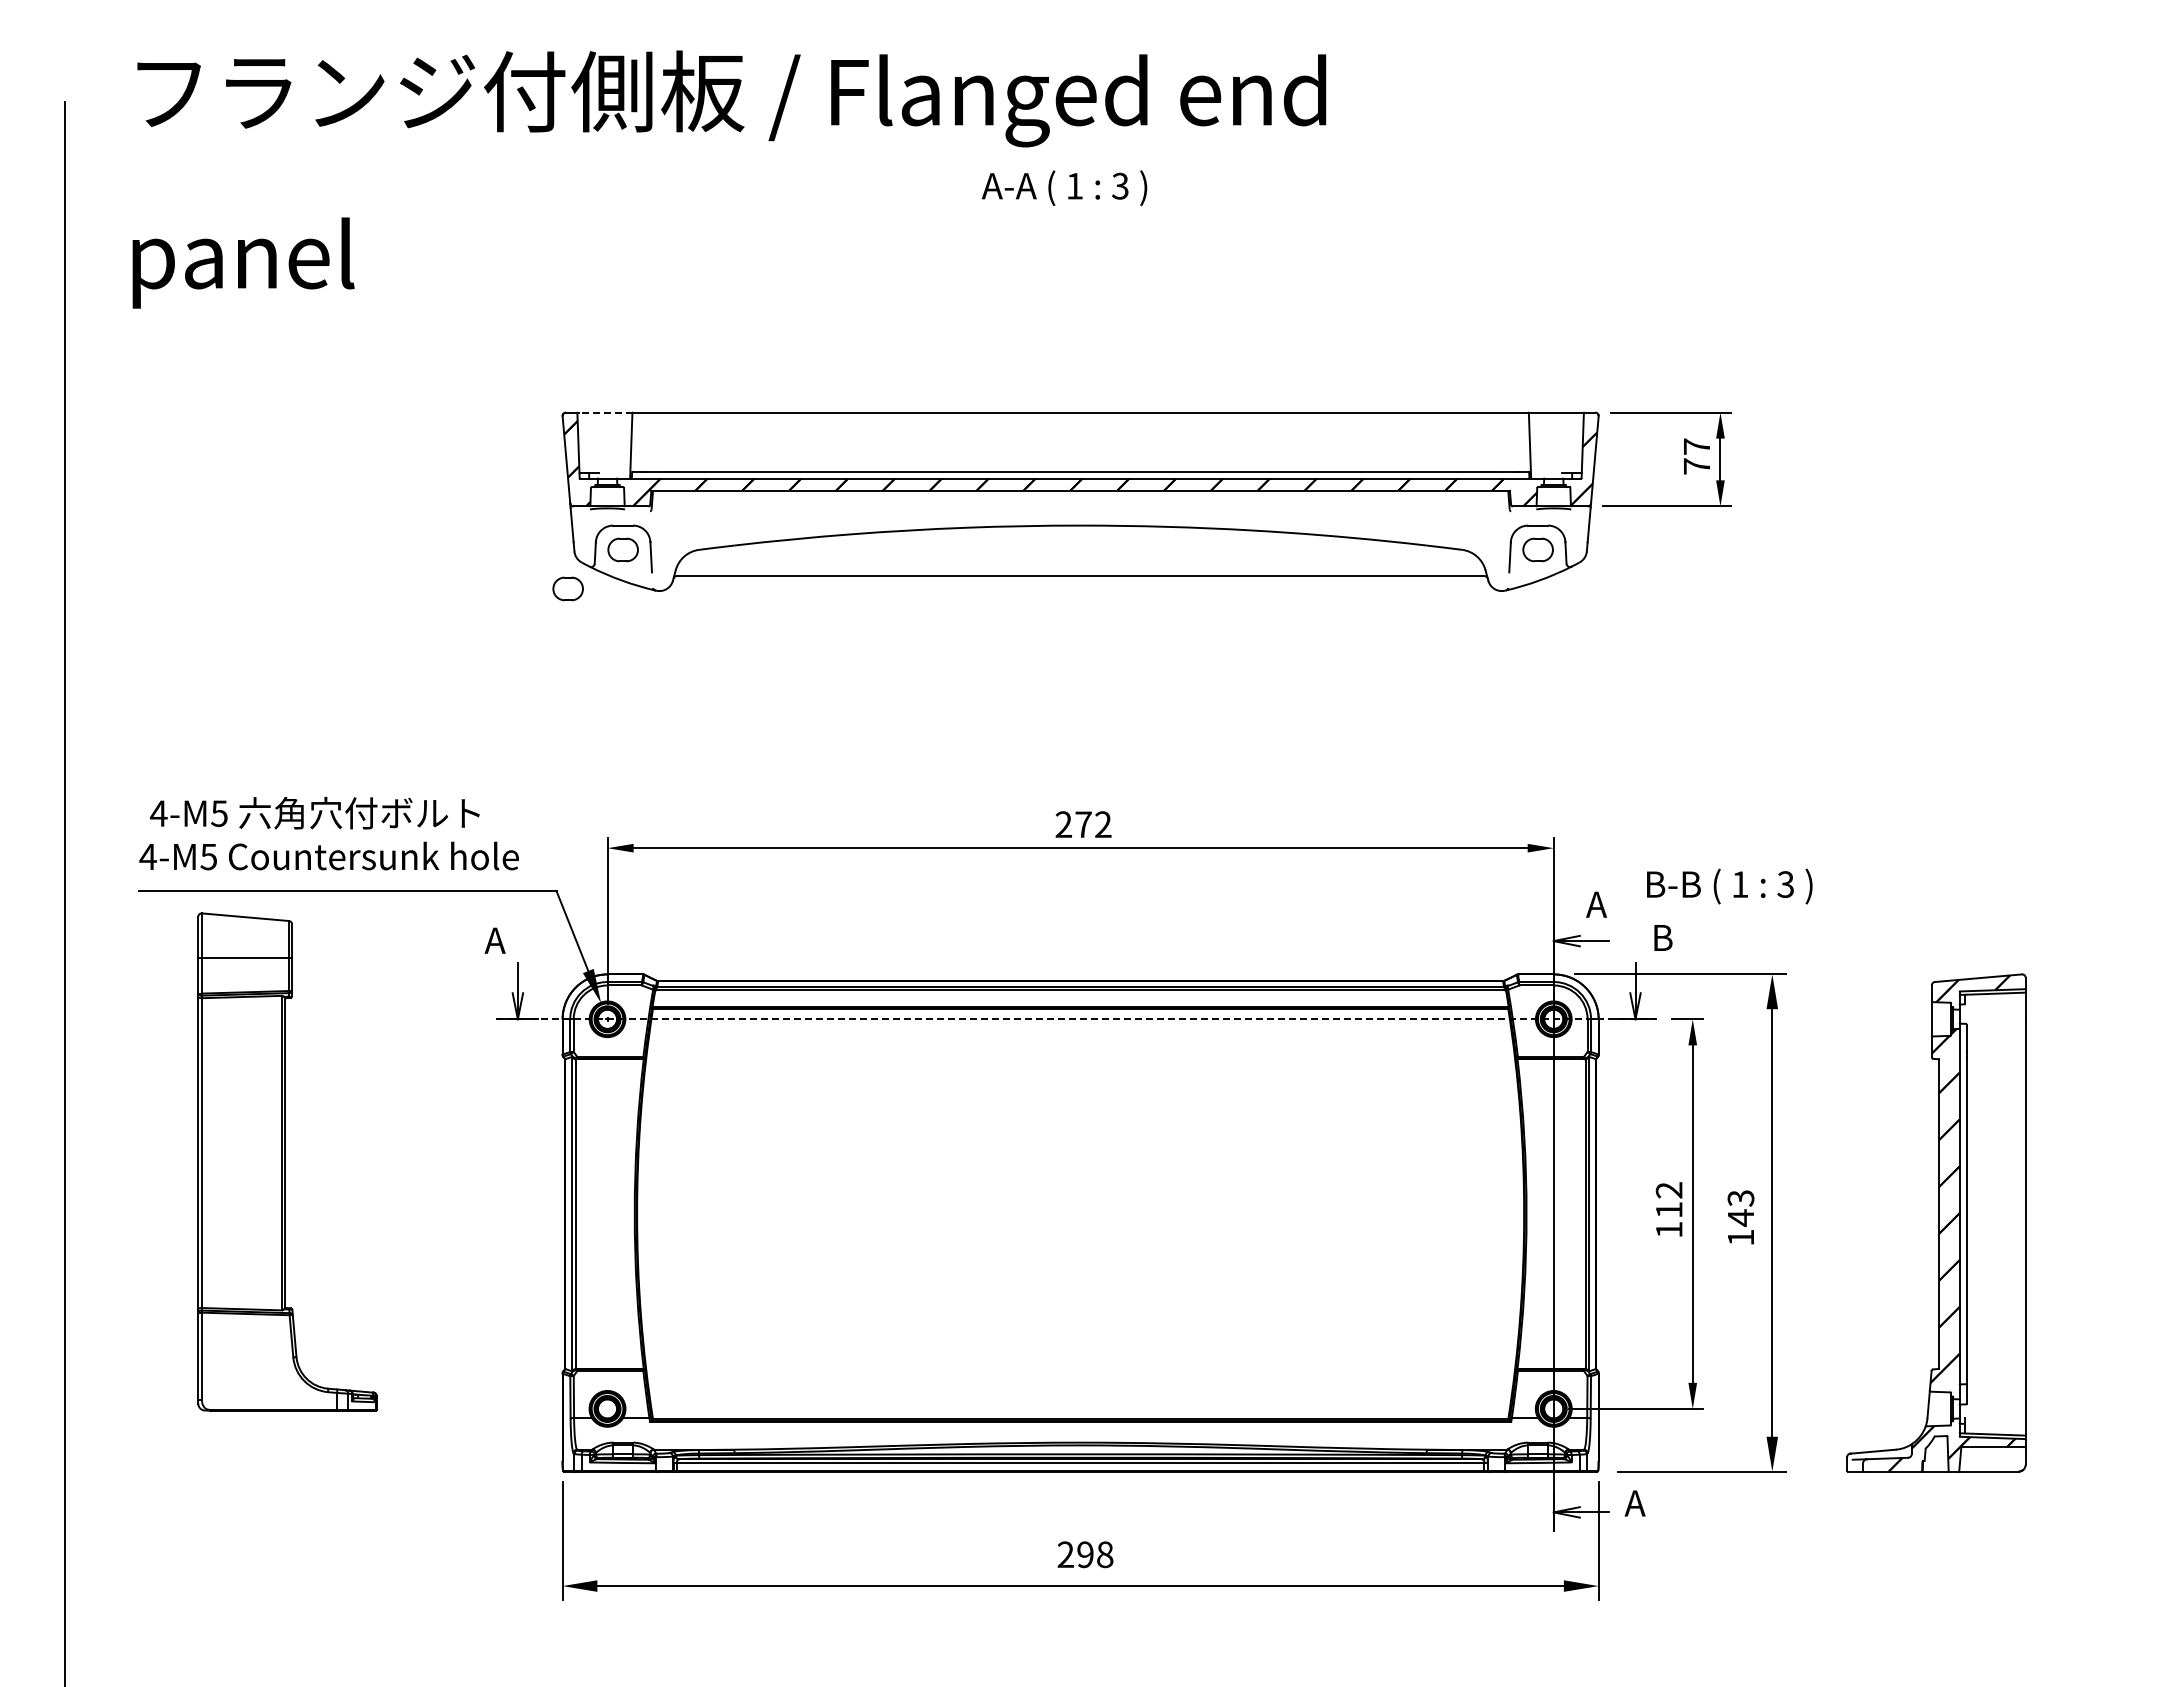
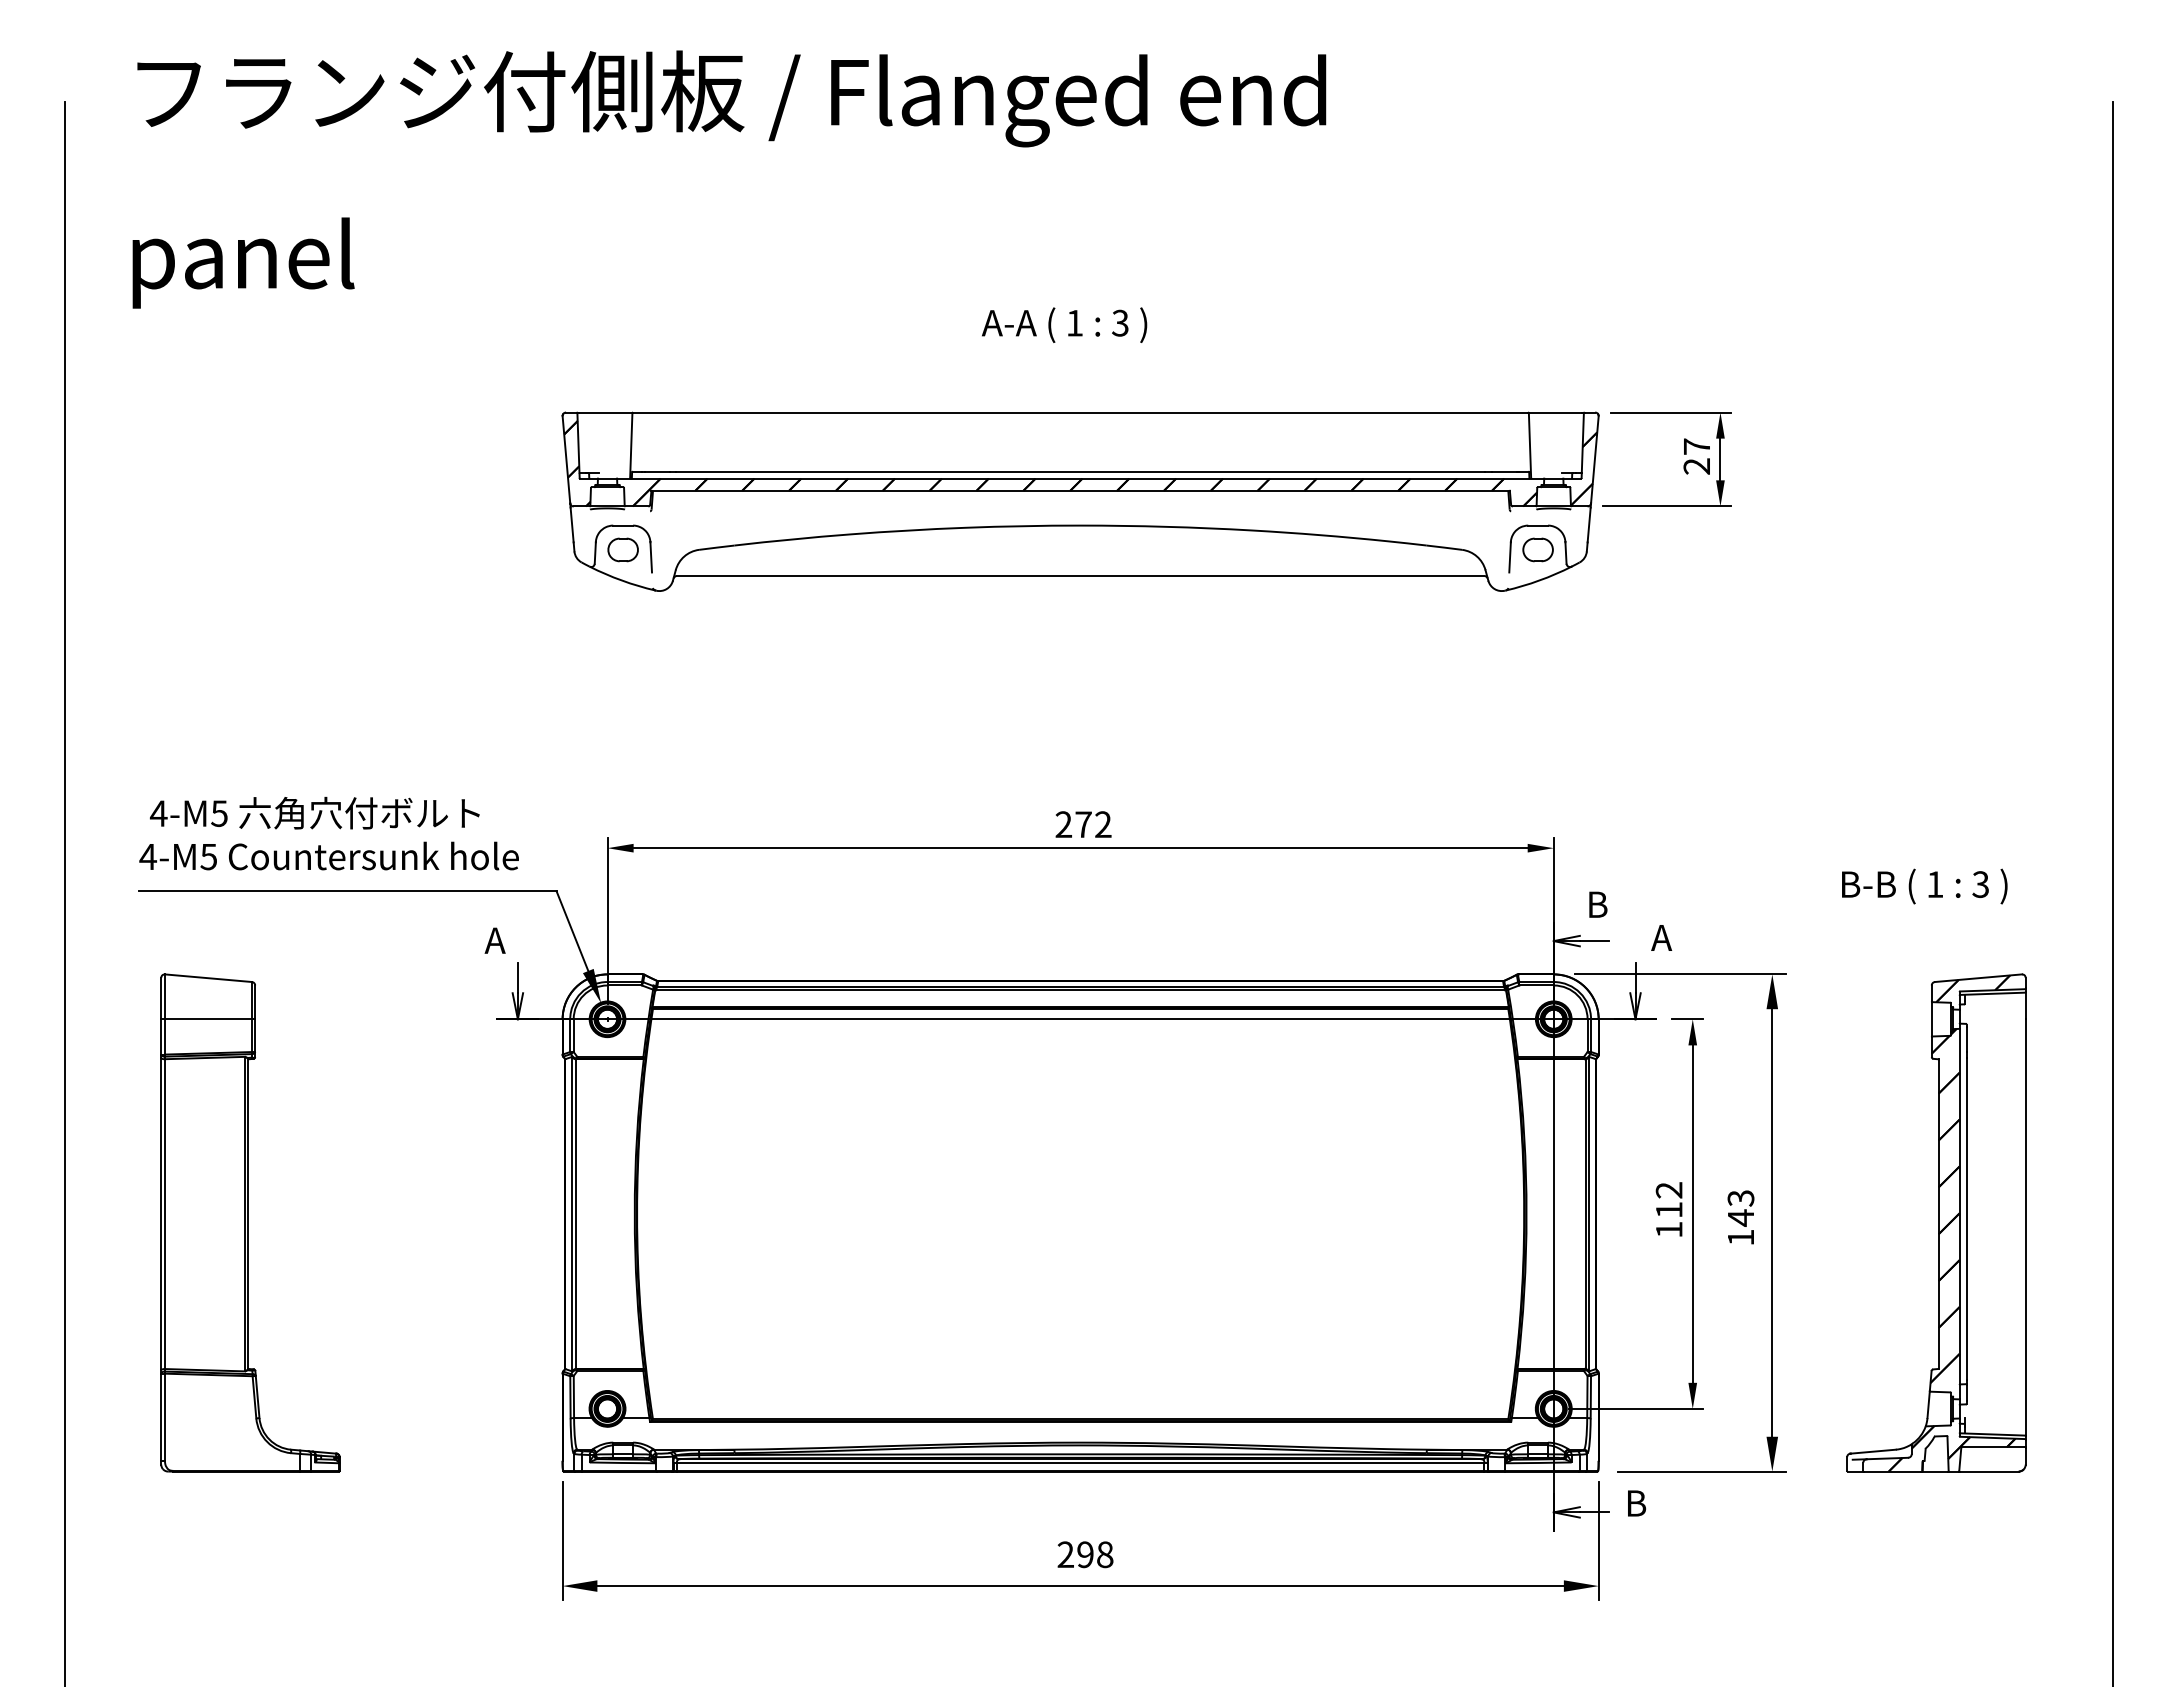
text position: (1064, 187) -> (1064, 324) (1064, 324)
line: dashed -> solid (606, 412)
text: 77 -> 27 (1696, 466)
part: present -> none (567, 588)
text position: (1729, 886) -> (1924, 886) (1924, 886)
line: none -> present (2112, 892)
text: A -> B (1596, 904)
text: B -> A (1661, 937)
line: dashed -> solid (1077, 1019)
part position: (287, 1161) -> (250, 1222) (250, 1222)
text: A -> B (1635, 1503)
